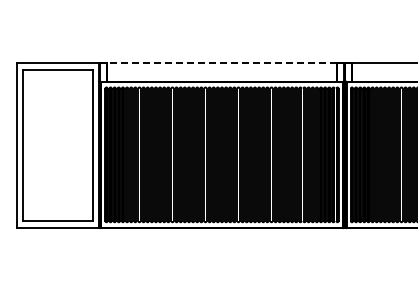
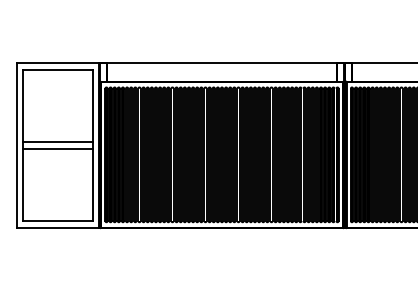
line: dashed -> solid (221, 62)
line: none -> present (57, 142)
line: none -> present (57, 148)
